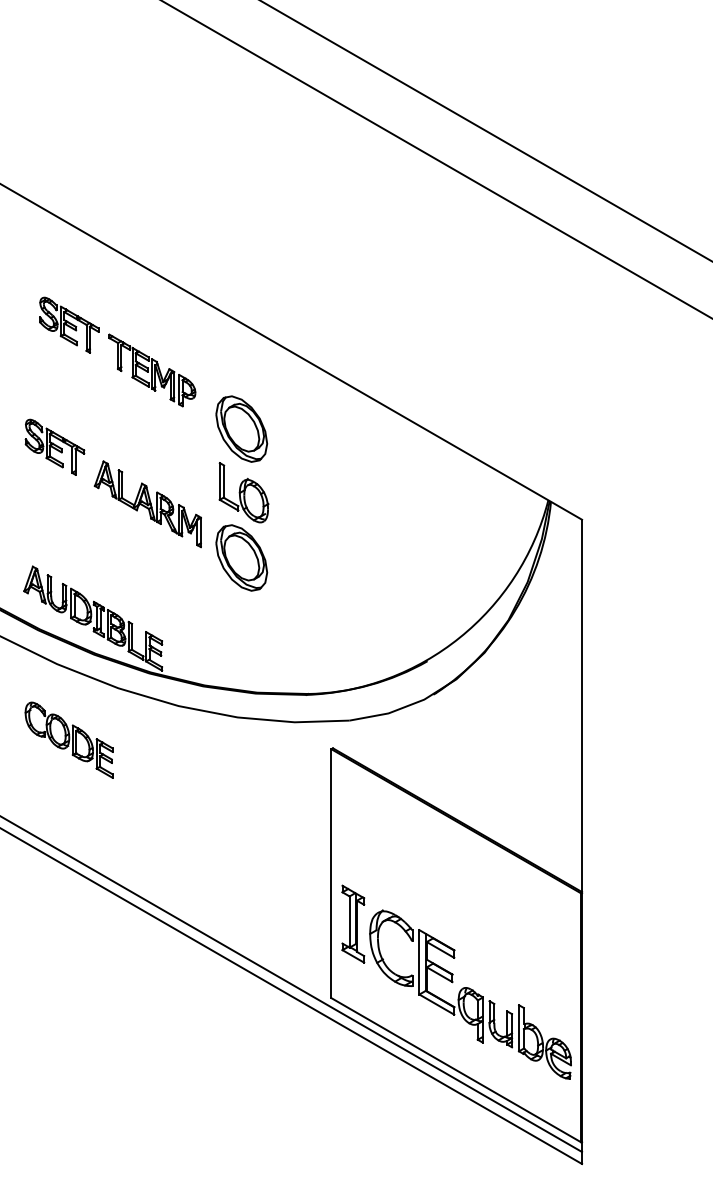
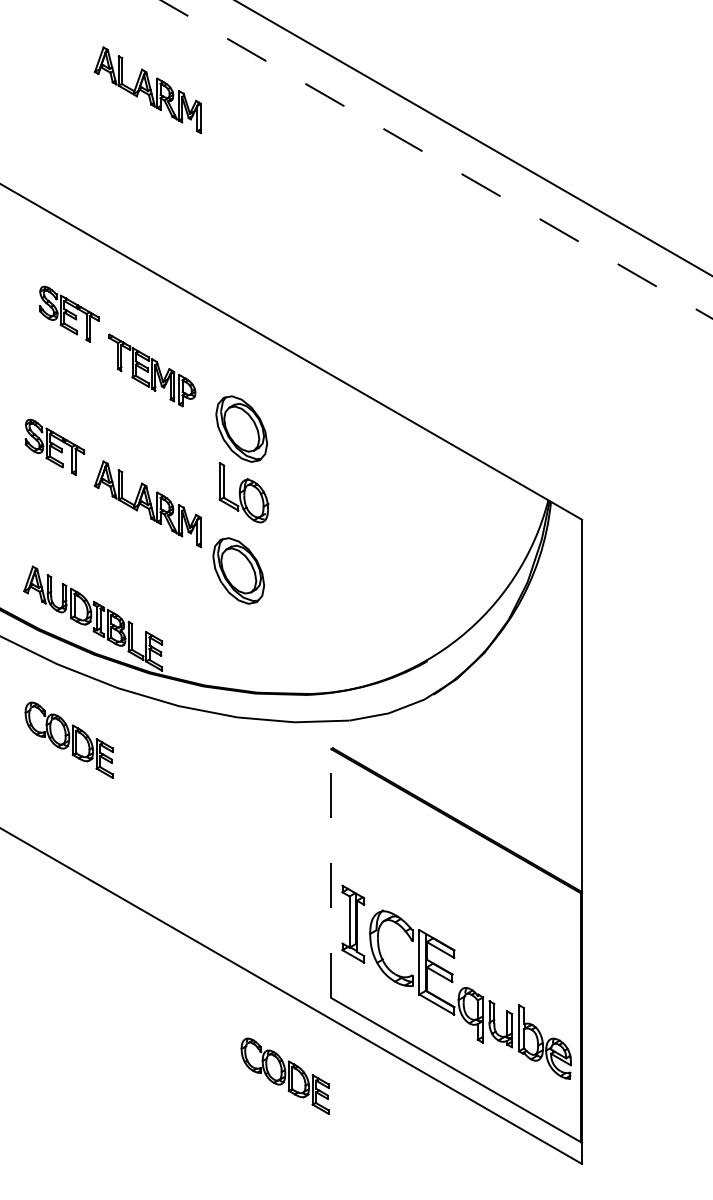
part: none -> present (147, 90)
line position: (485, 131) -> (473, 138) (473, 138)
line: solid -> dashed (436, 159)
part position: (69, 324) -> (69, 313) (69, 313)
part position: (241, 557) -> (238, 570) (238, 570)
line: solid -> dashed (331, 873)
line: present -> none (292, 984)
part: none -> present (284, 1075)
